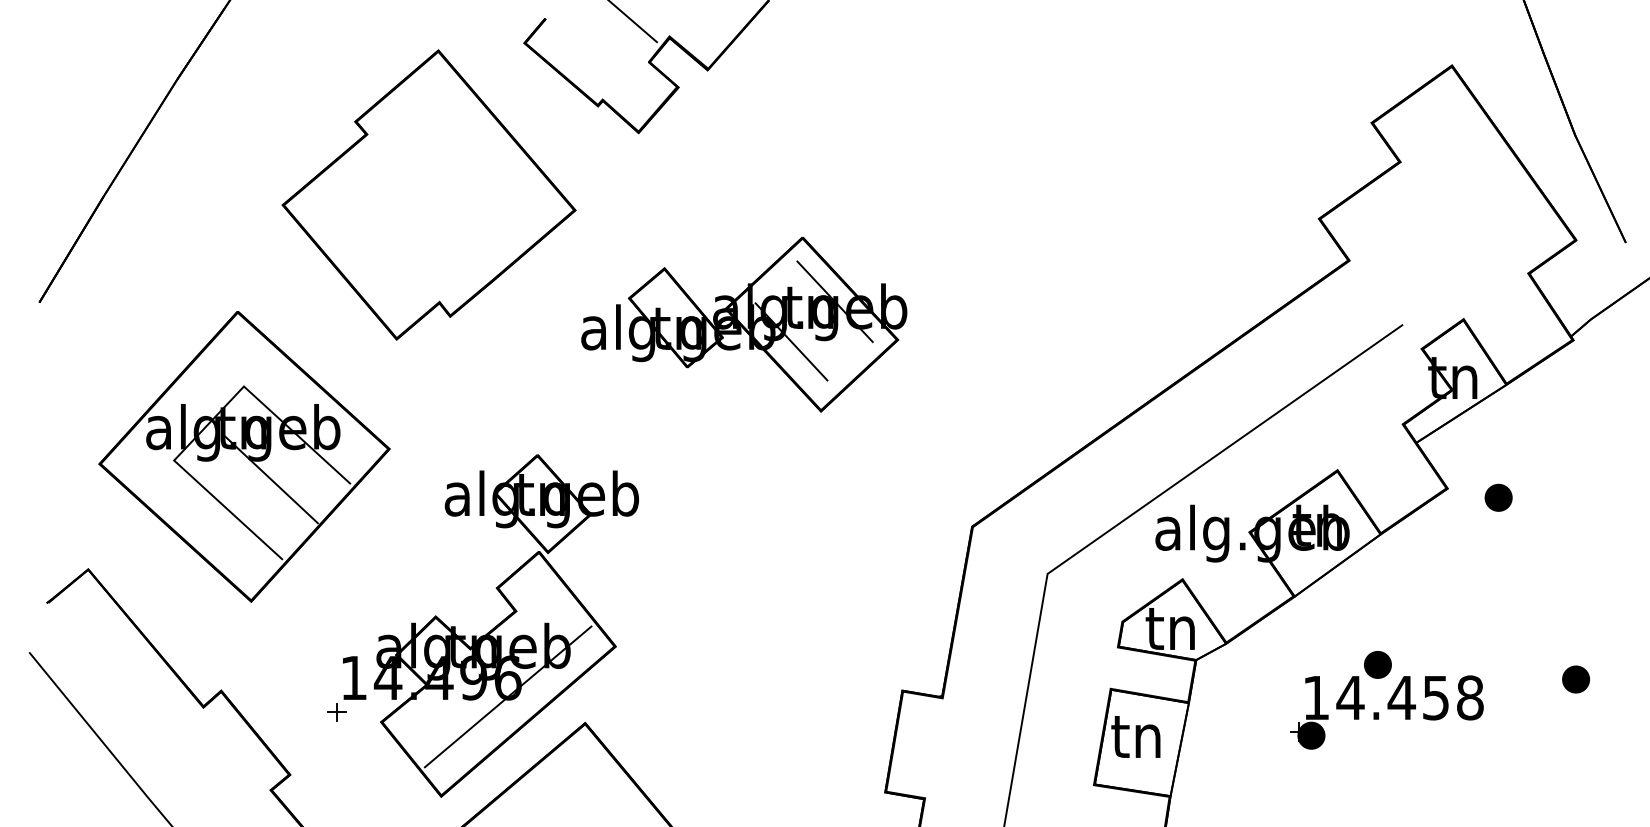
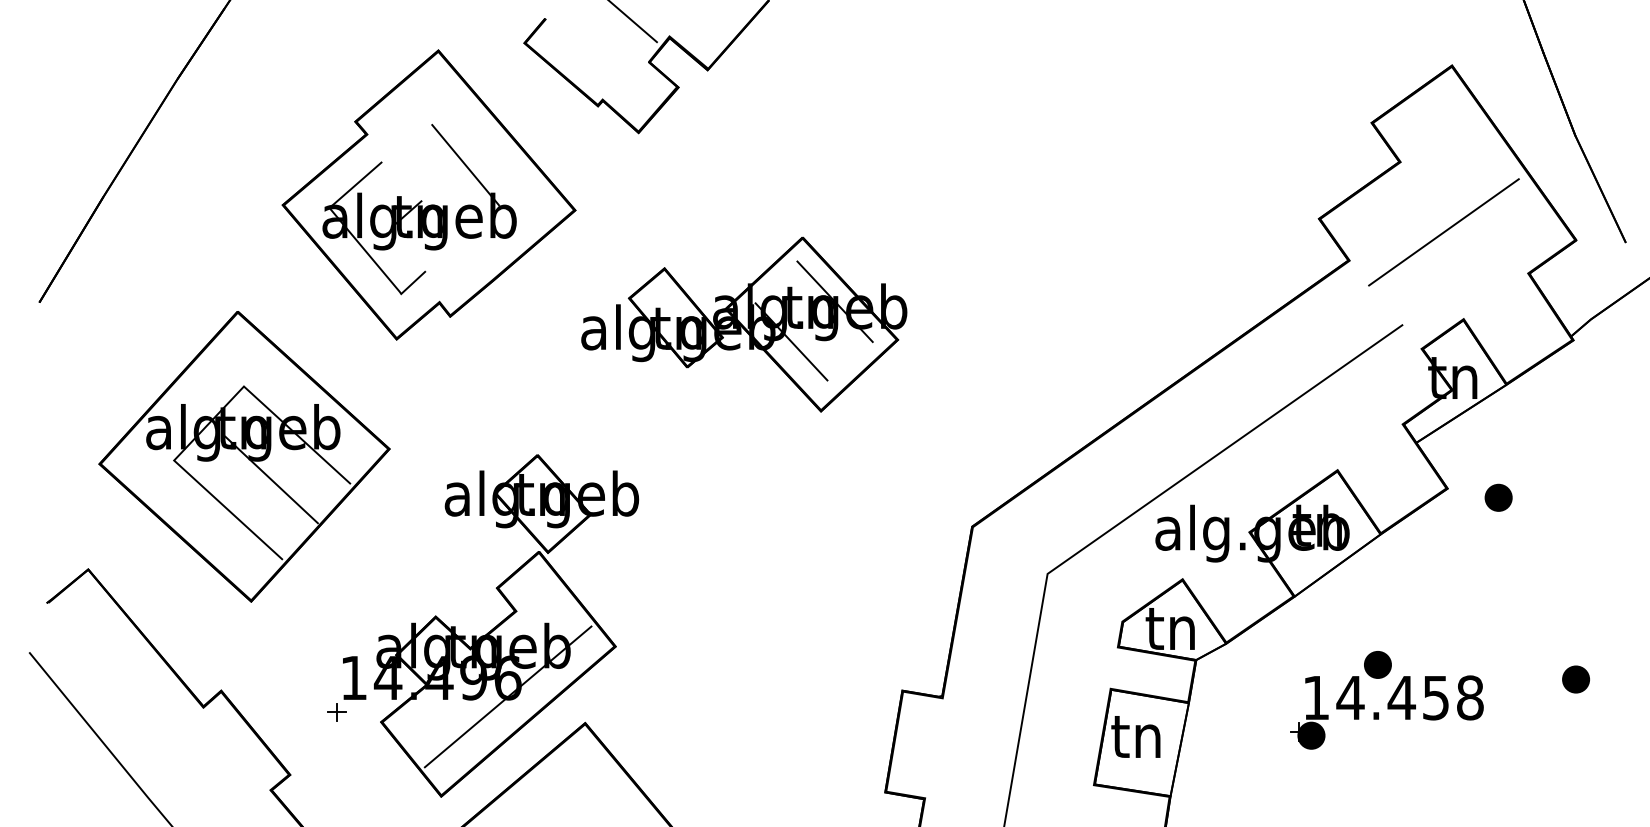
part: none -> present (419, 209)
line: none -> present (1443, 232)
